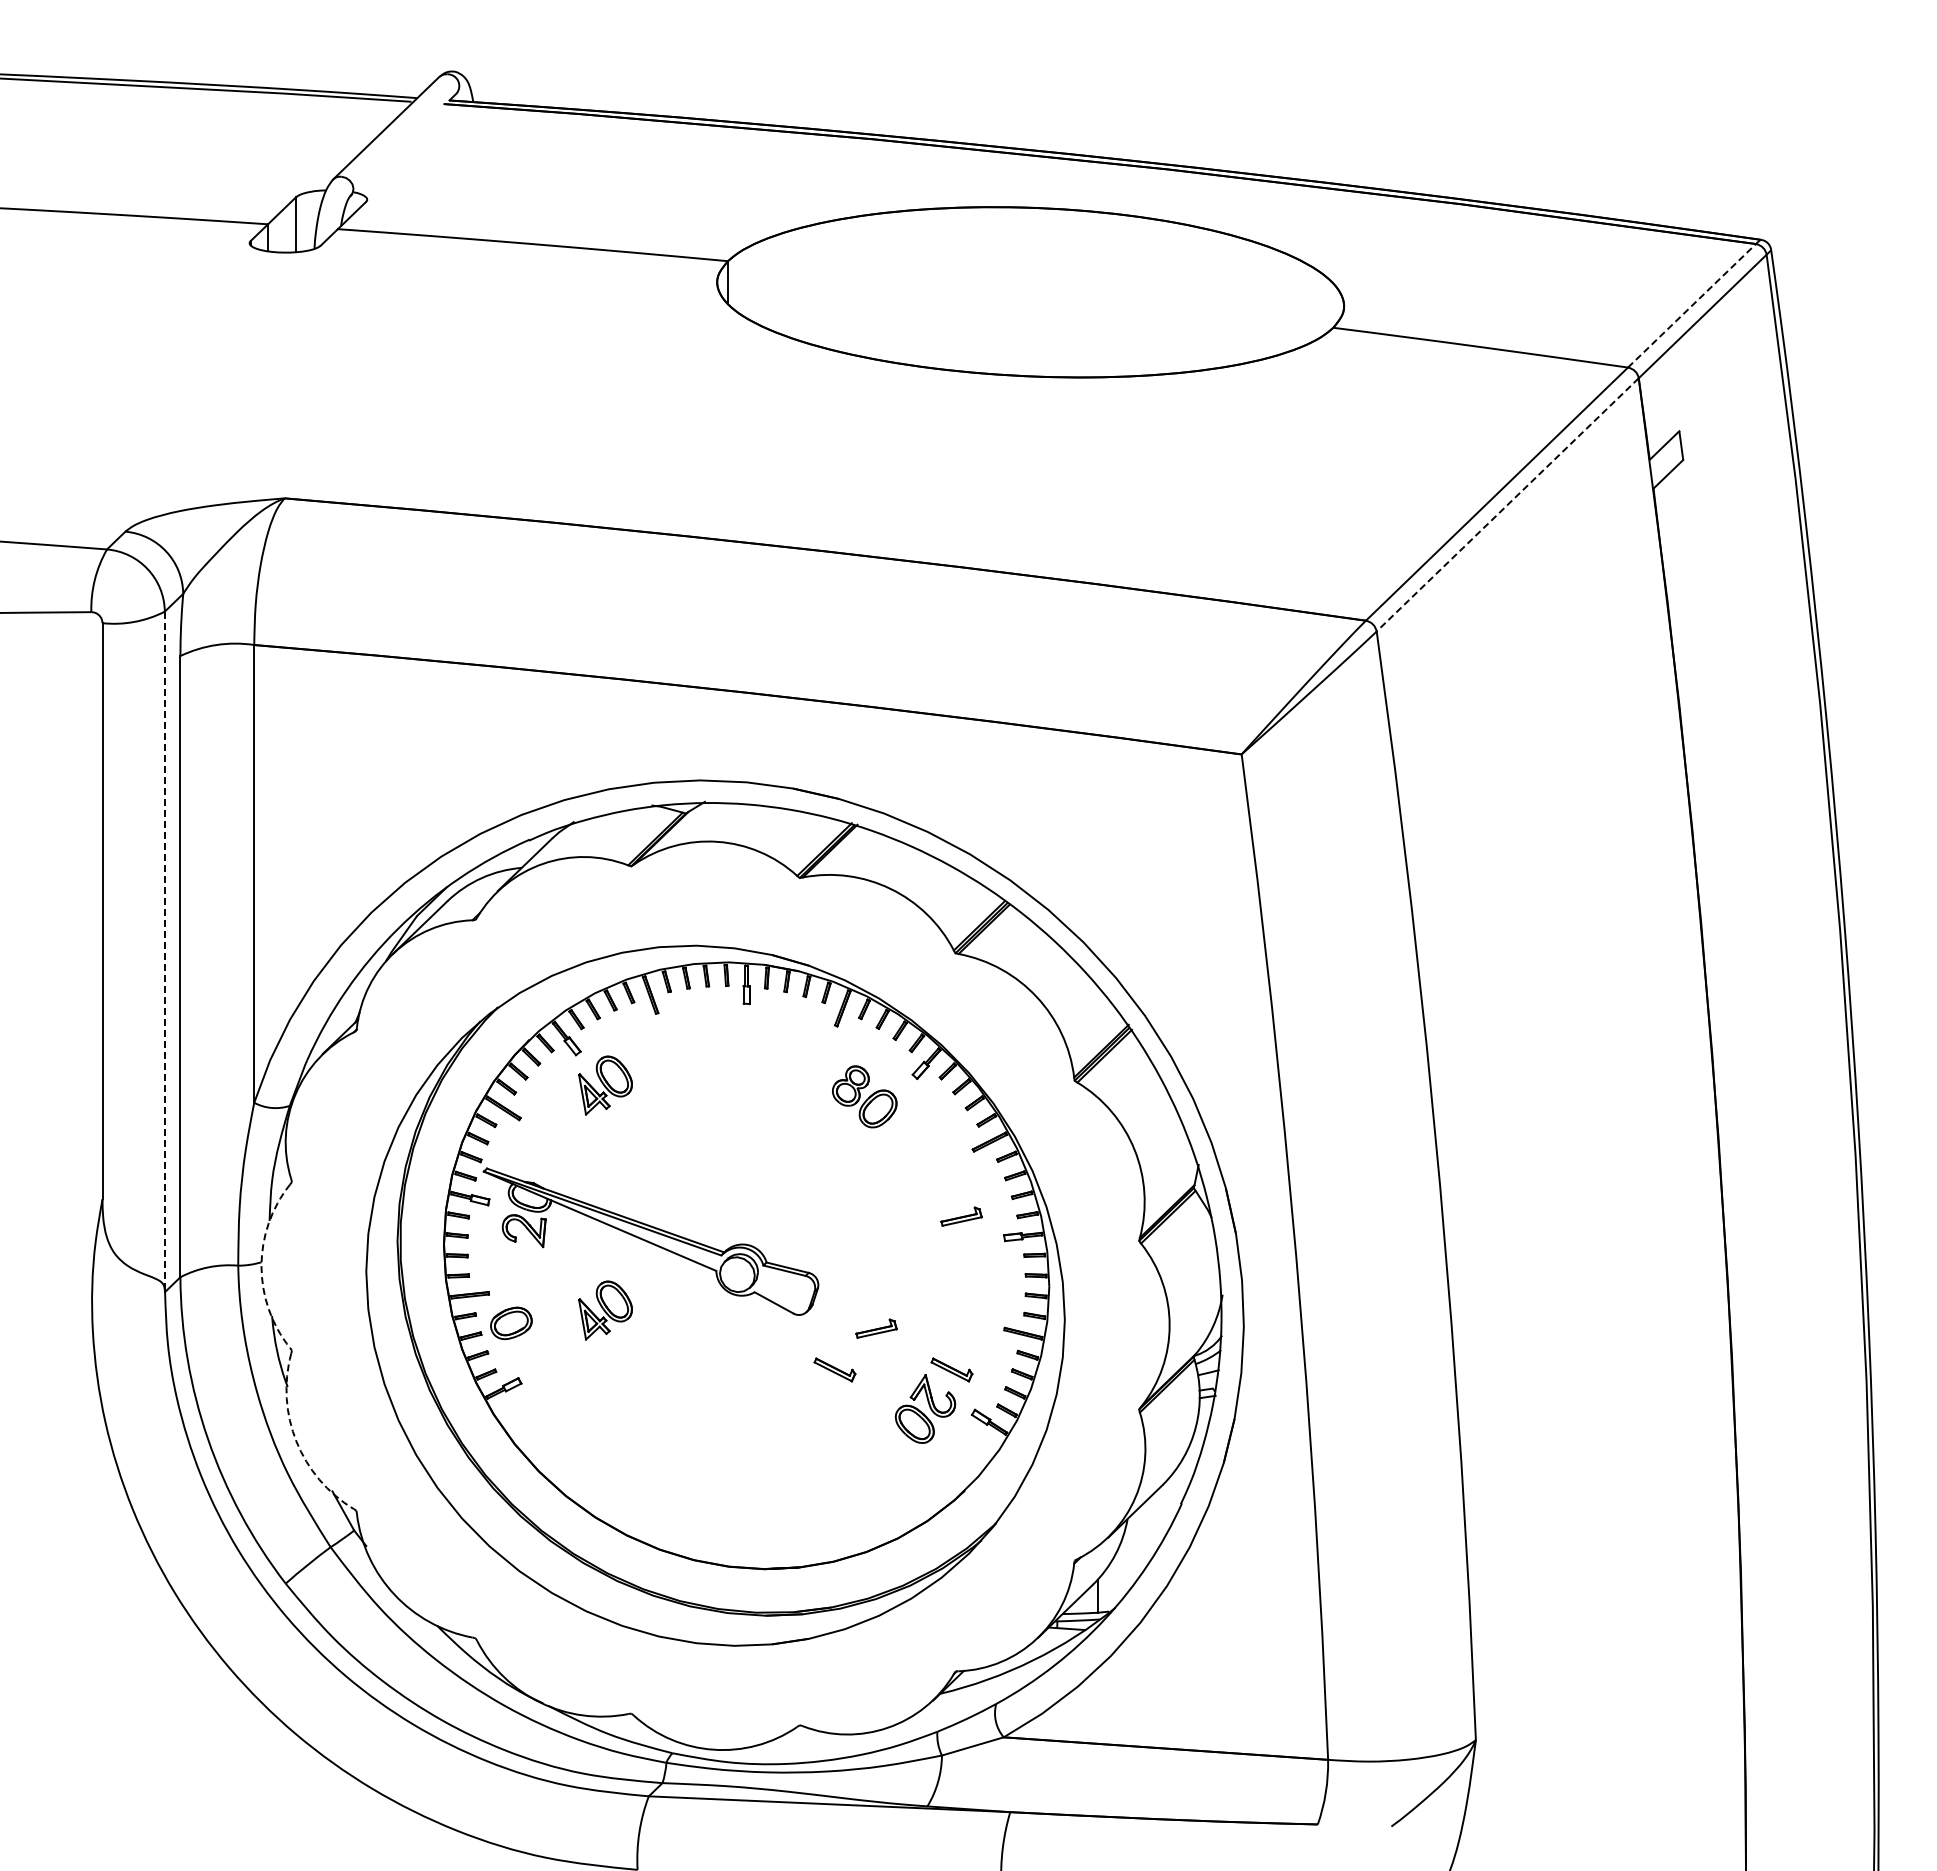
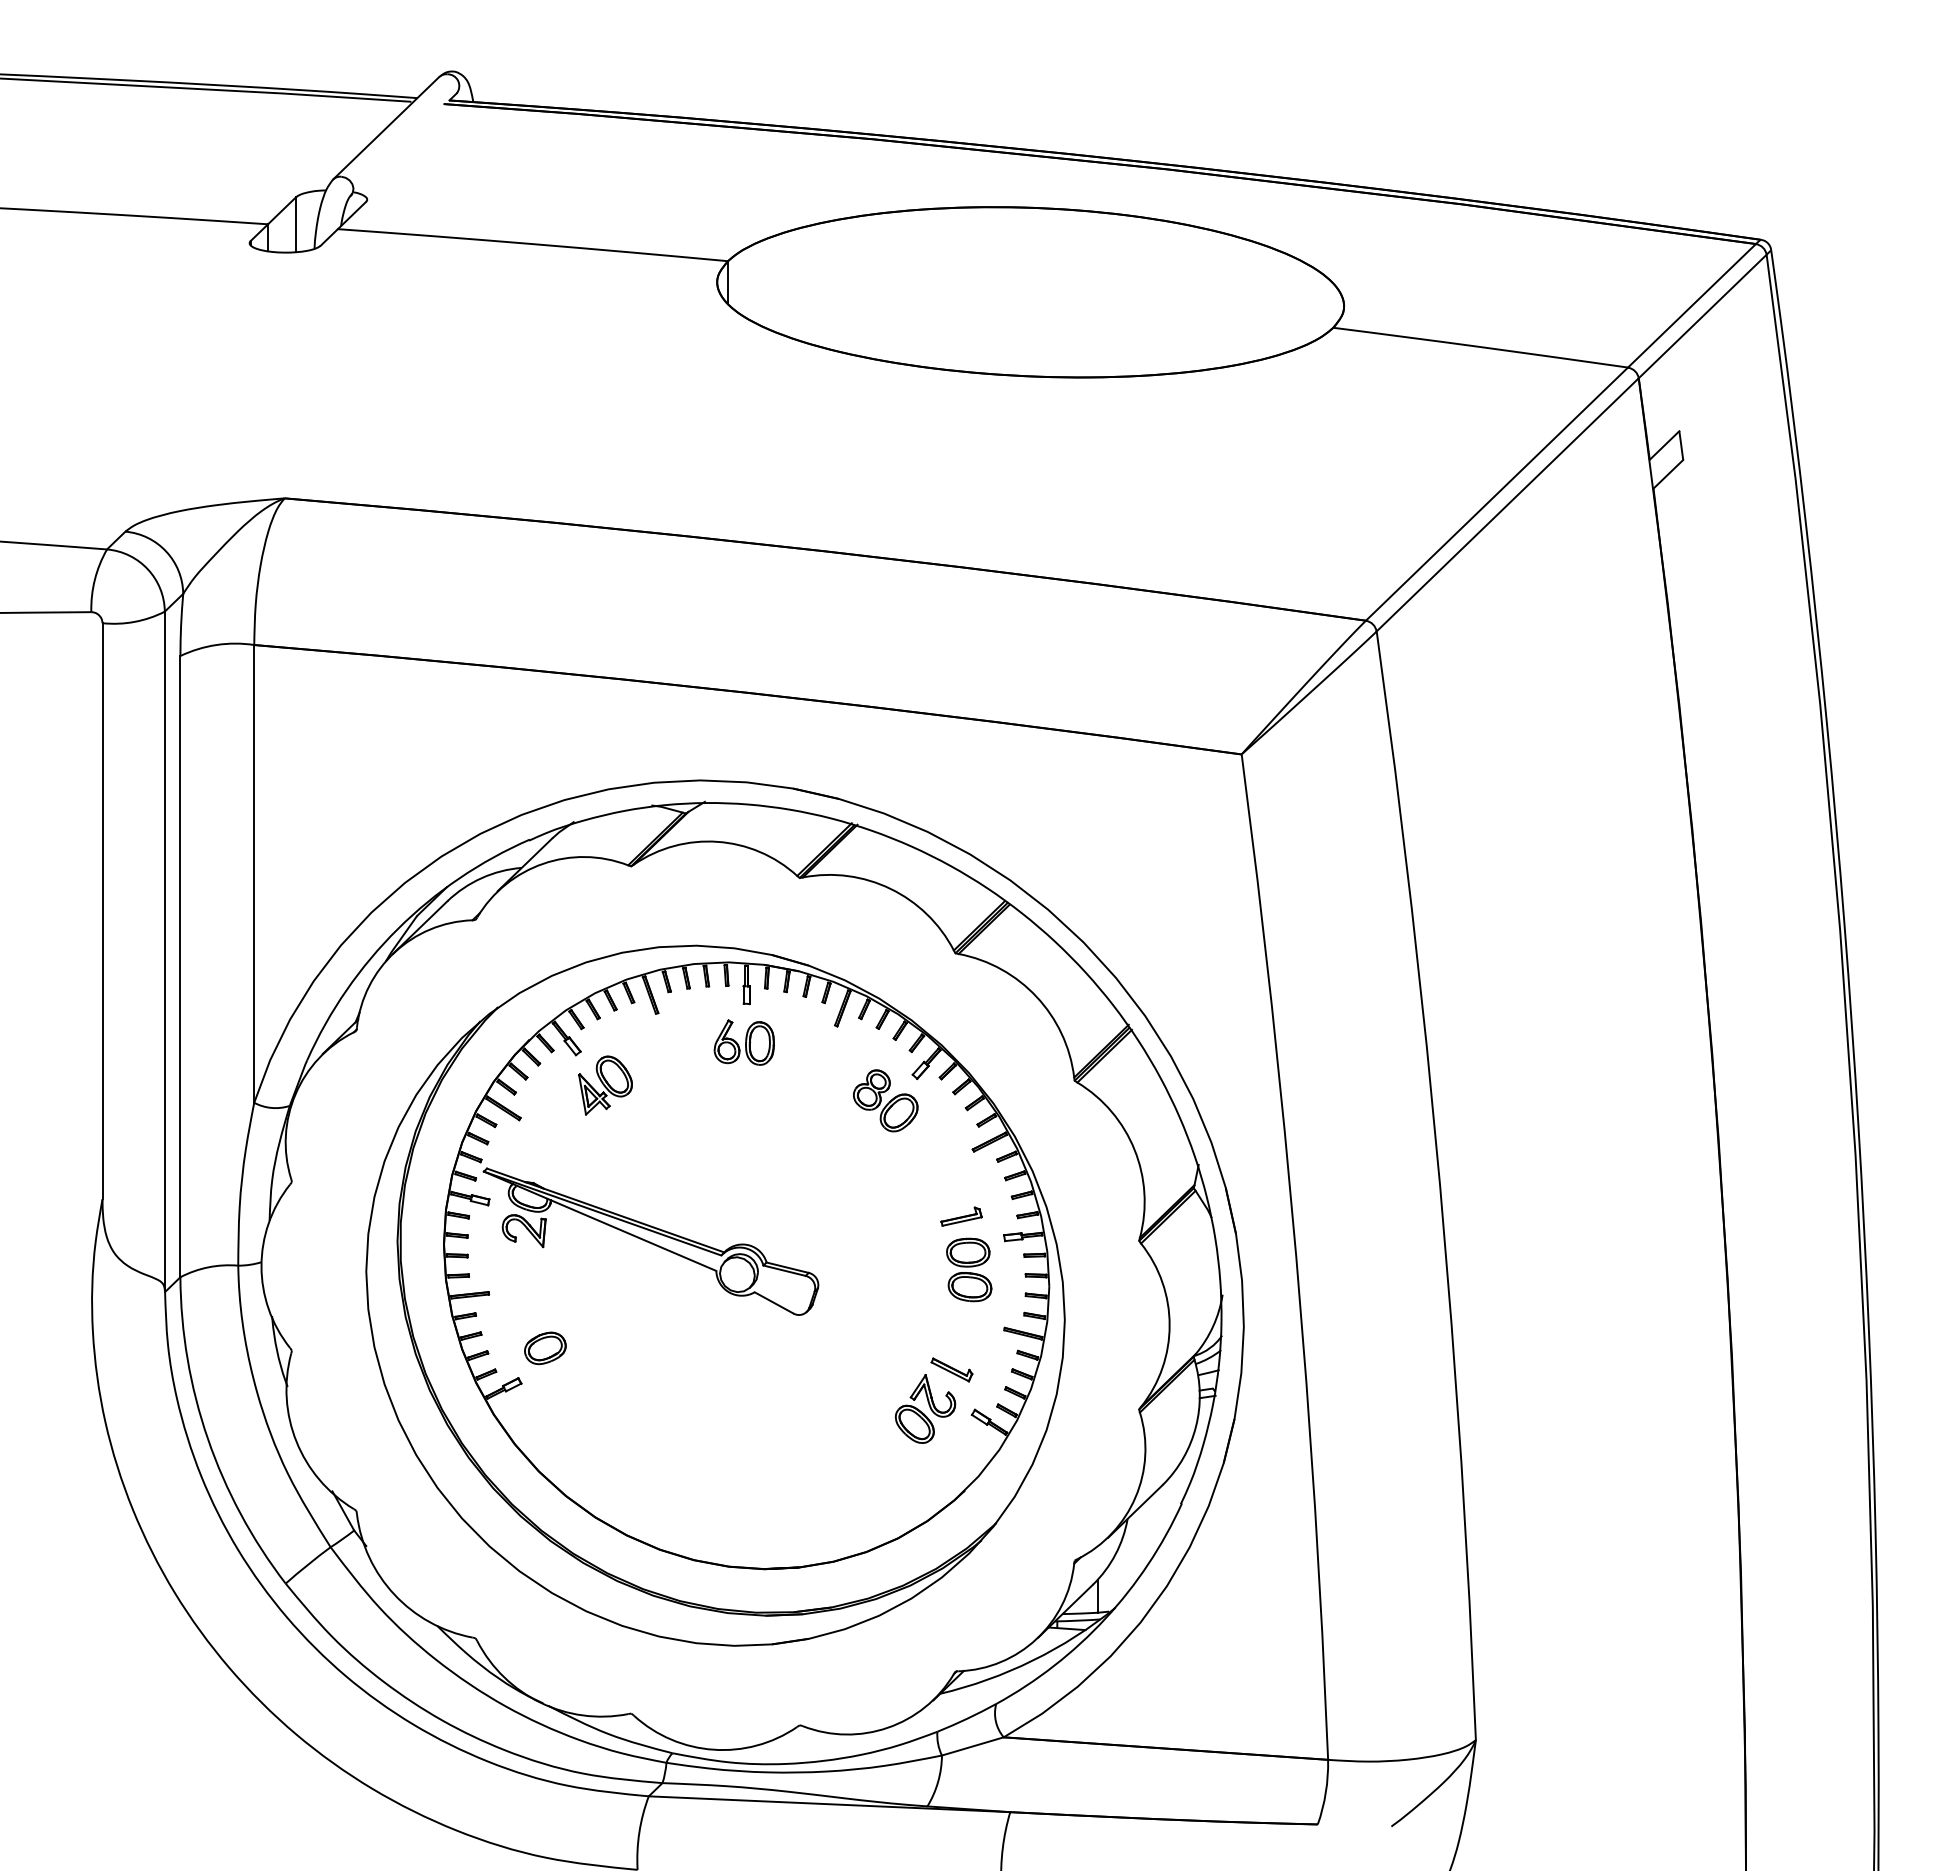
line: dashed -> solid (1692, 305)
line: dashed -> solid (1507, 505)
line: dashed -> solid (164, 950)
part: none -> present (743, 1042)
part position: (864, 1096) -> (885, 1100) (885, 1100)
arc: dashed -> solid (261, 1266)
part: none -> present (969, 1269)
part: present -> none (605, 1310)
part position: (511, 1323) -> (545, 1348) (545, 1348)
part: present -> none (876, 1328)
part: present -> none (834, 1369)
arc: dashed -> solid (296, 1441)
